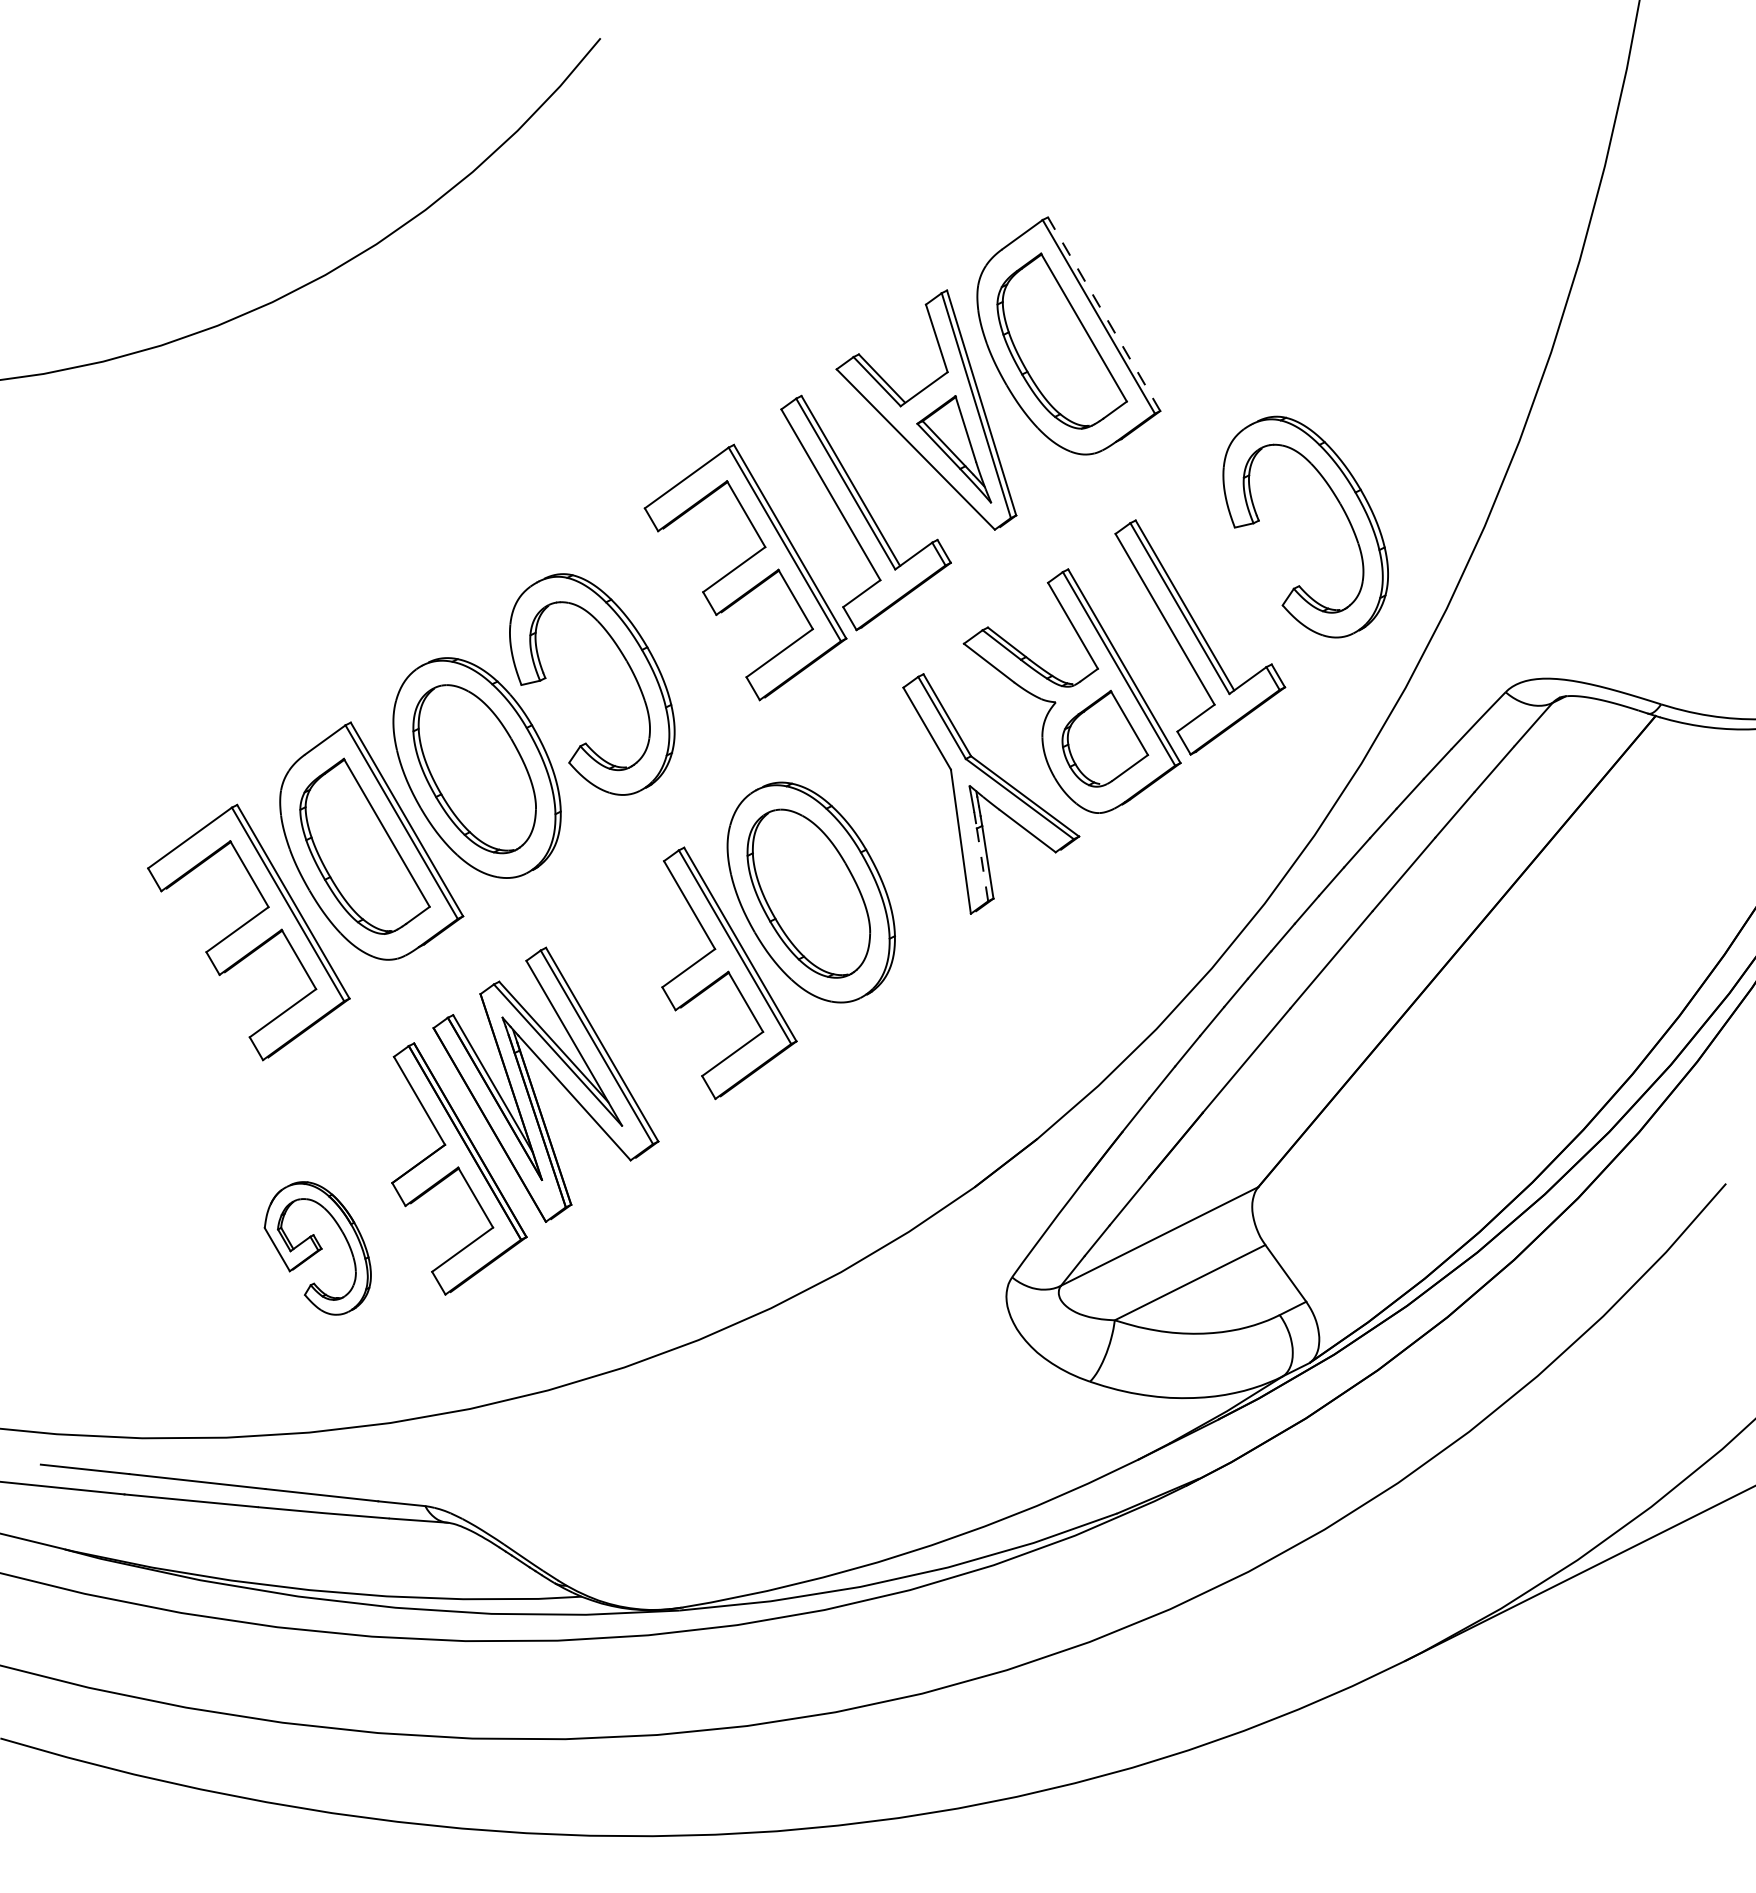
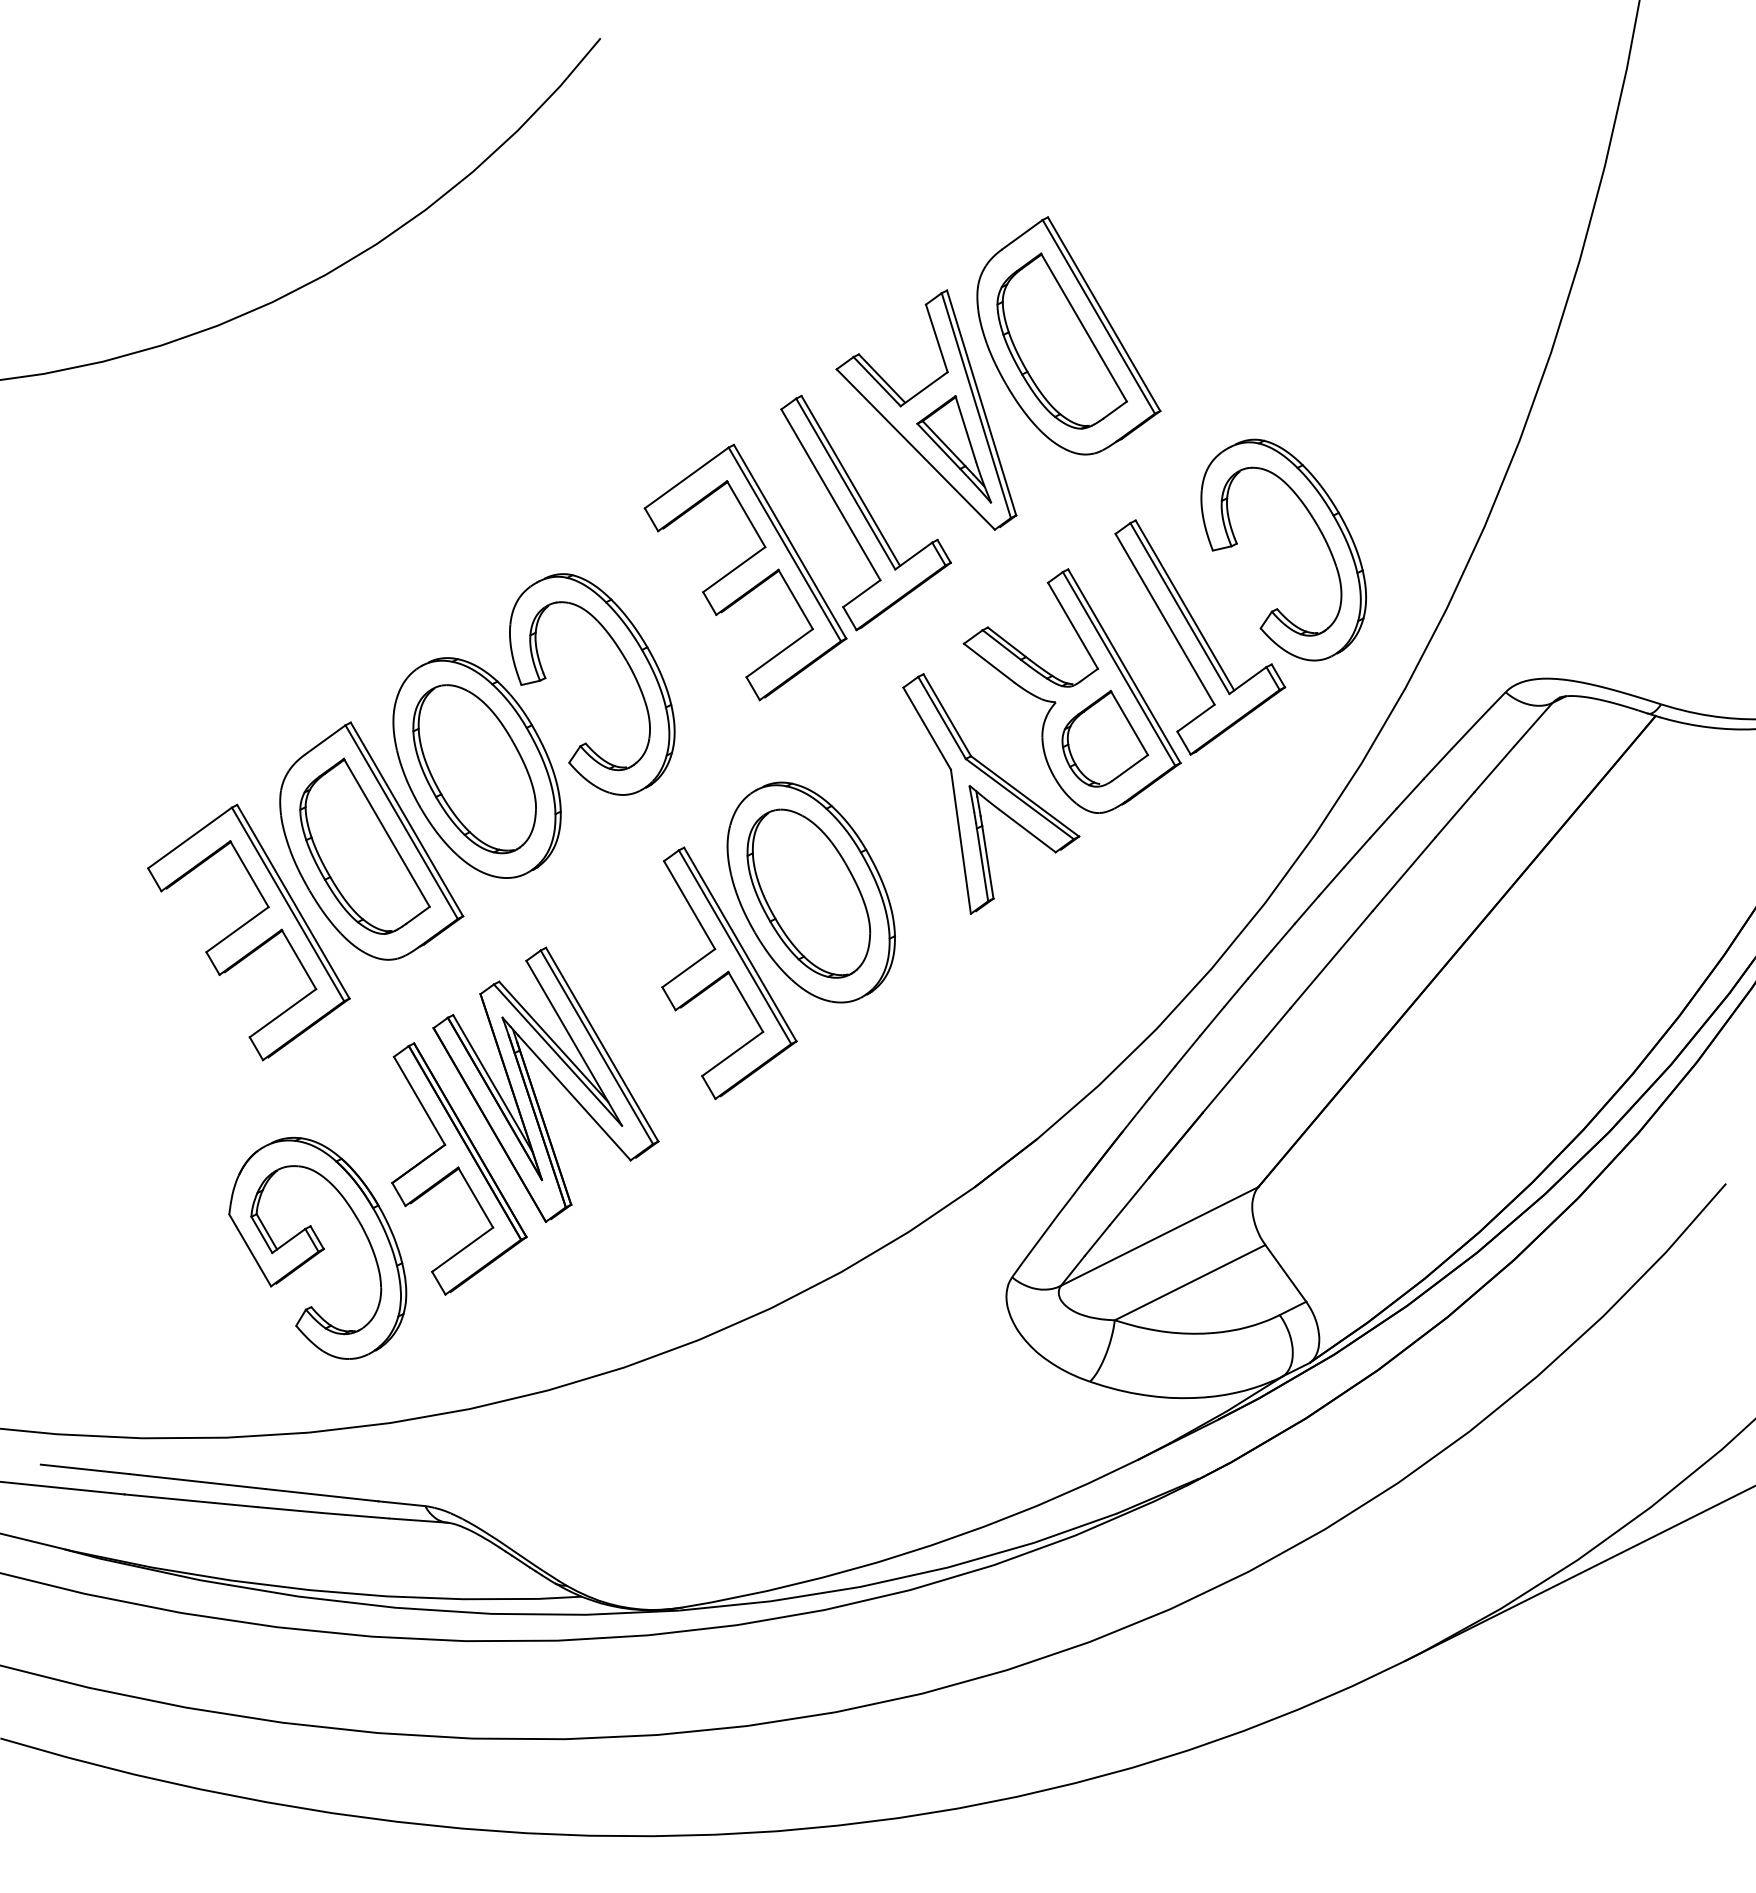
line: dashed -> solid (1104, 314)
part position: (1341, 508) -> (1319, 531) (1319, 531)
line: dashed -> solid (982, 862)
part size: 109x135 px -> 180x223 px (317, 1248)
